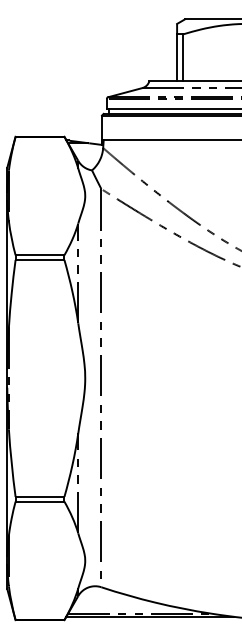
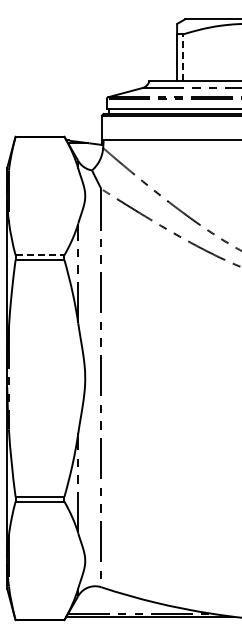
line: solid -> dashed (183, 57)
line: solid -> dashed (40, 255)
